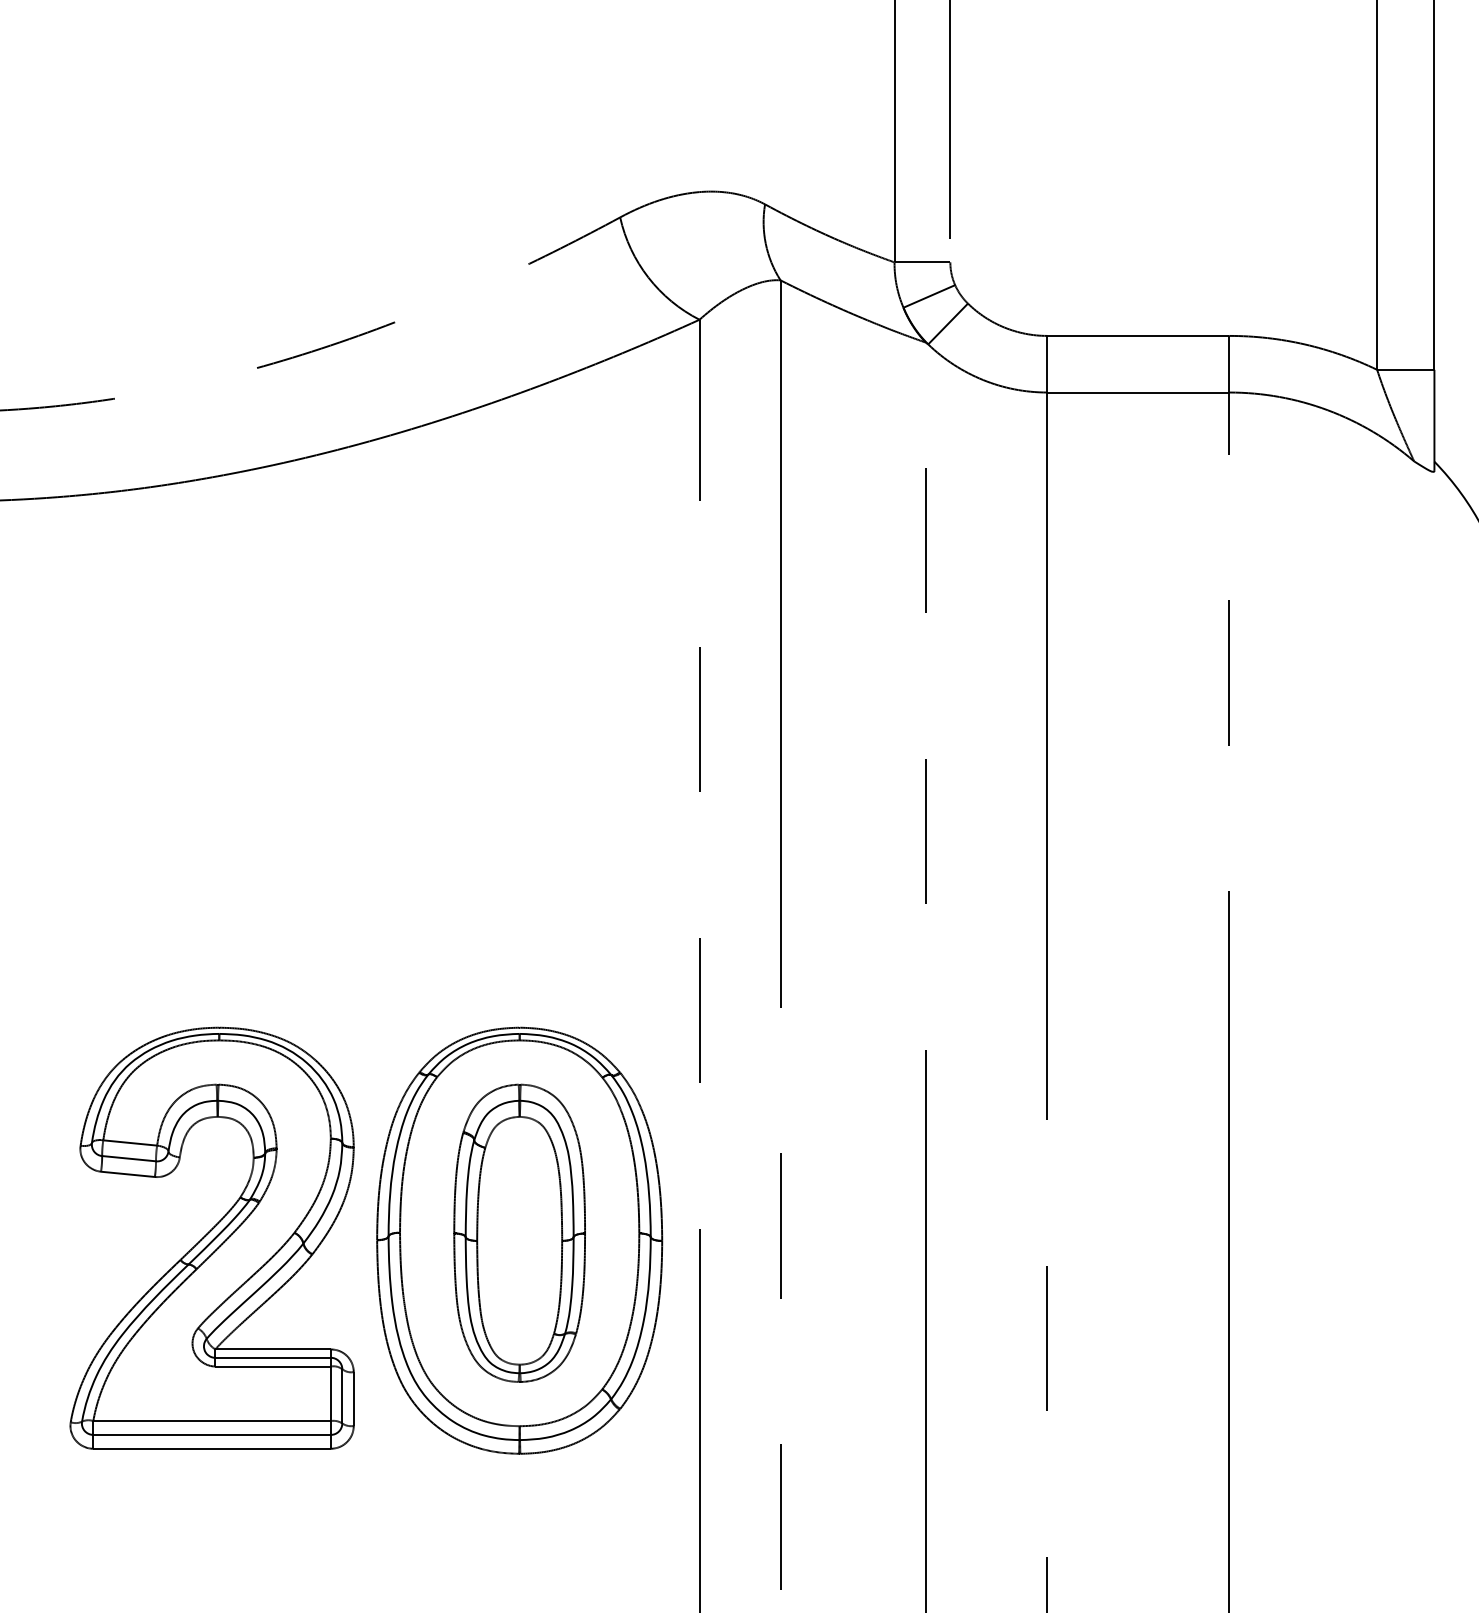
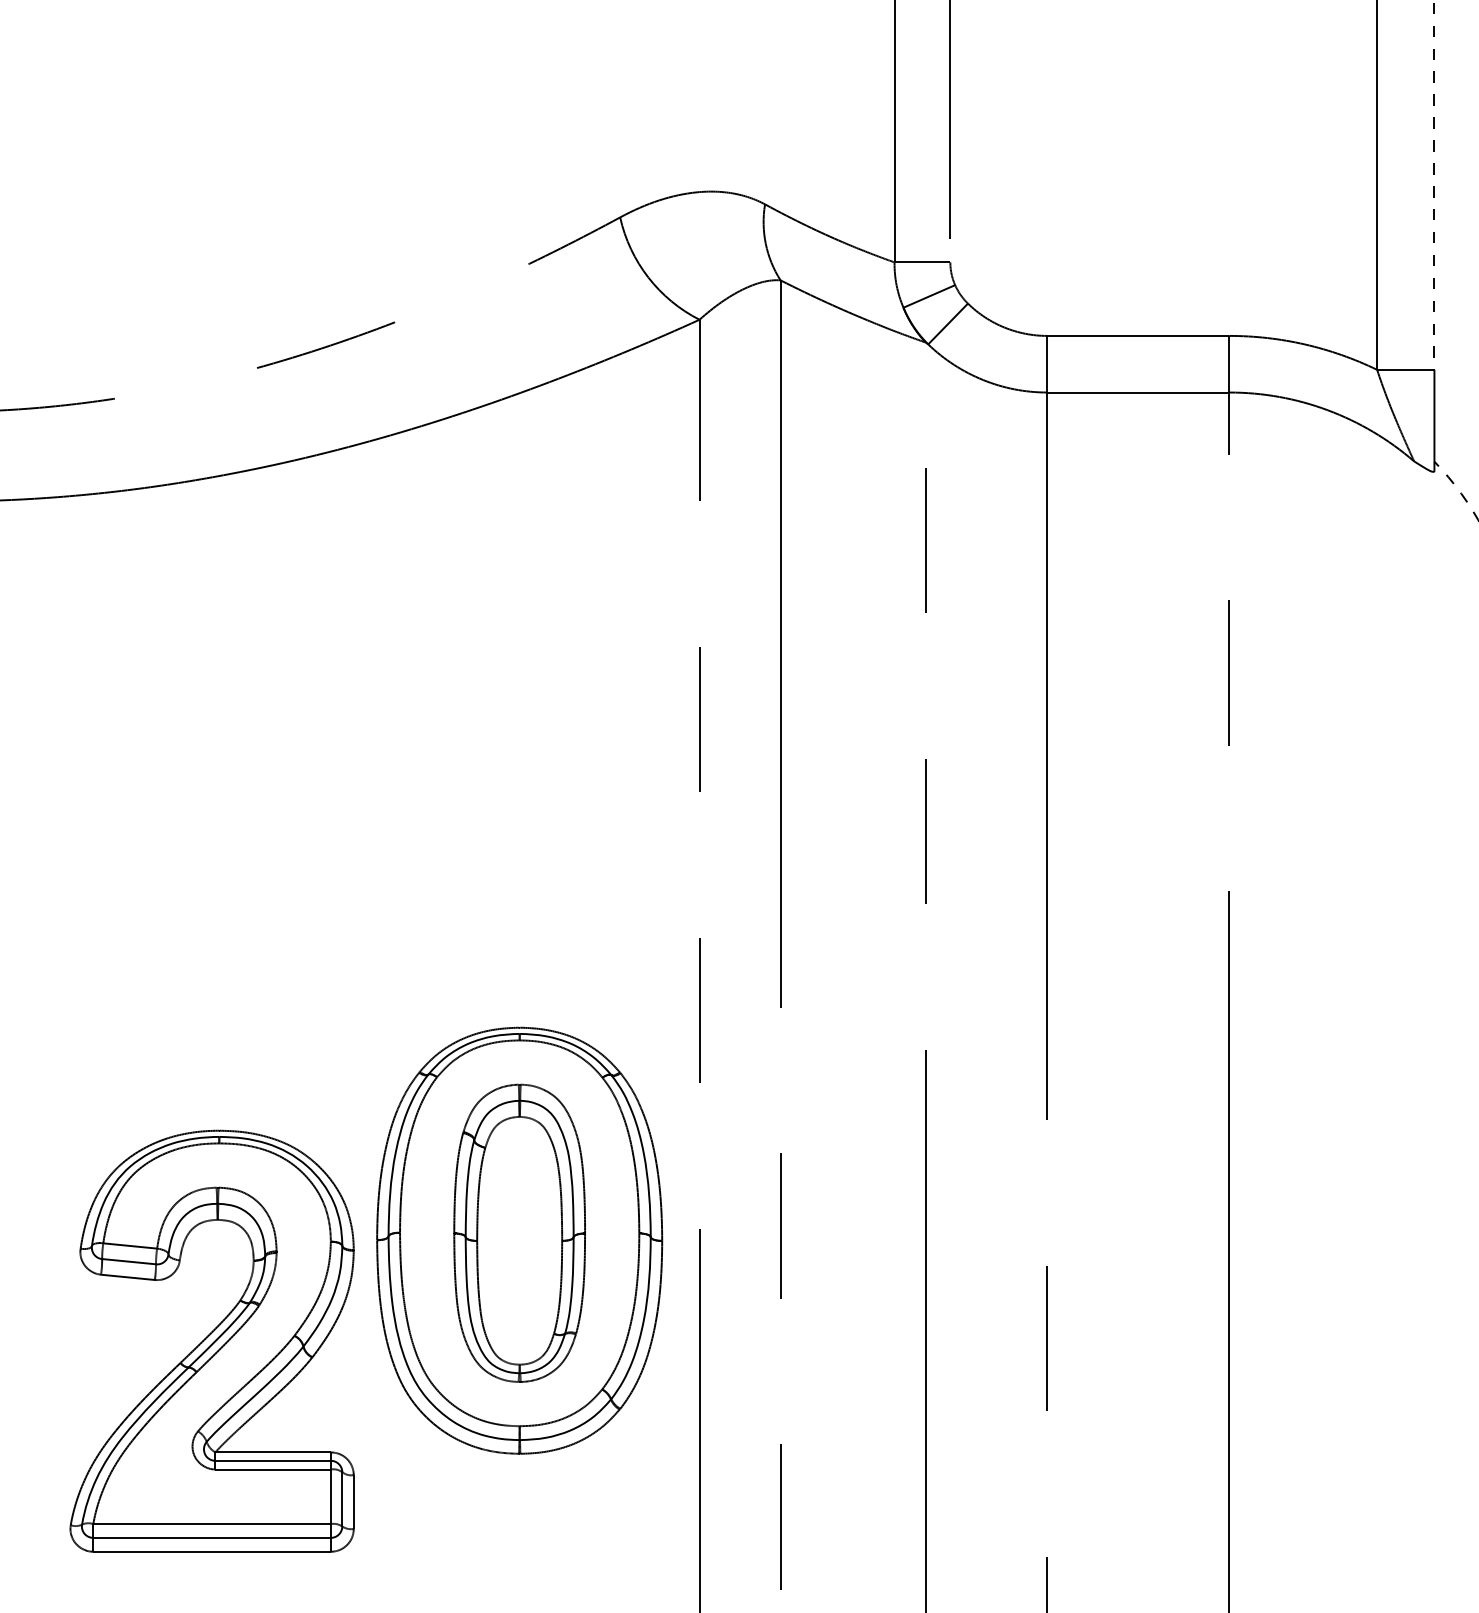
line: solid -> dashed (1434, 184)
arc: solid -> dashed (1458, 490)
part position: (211, 1237) -> (211, 1340) (211, 1340)
